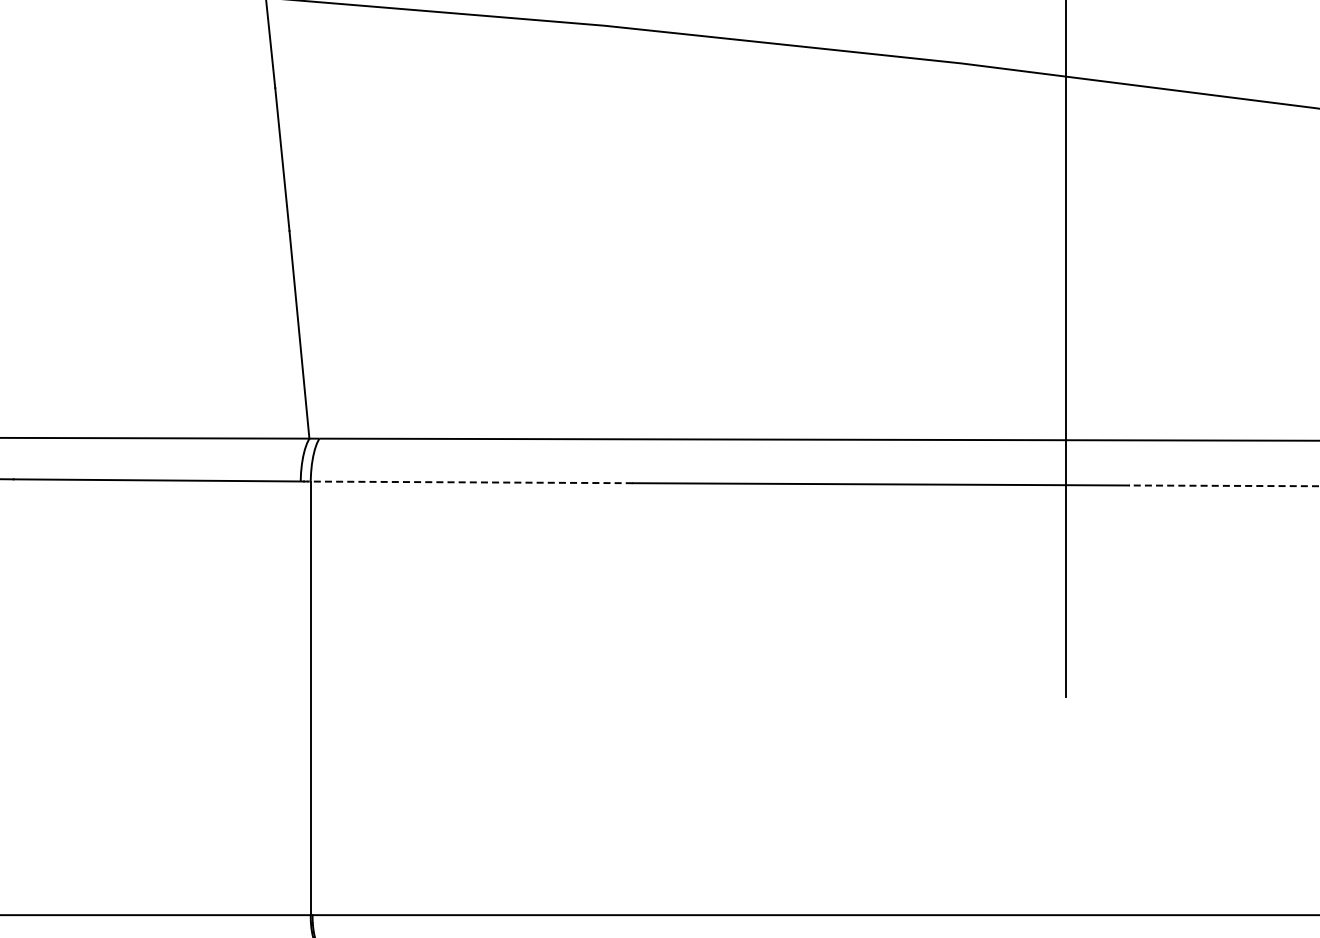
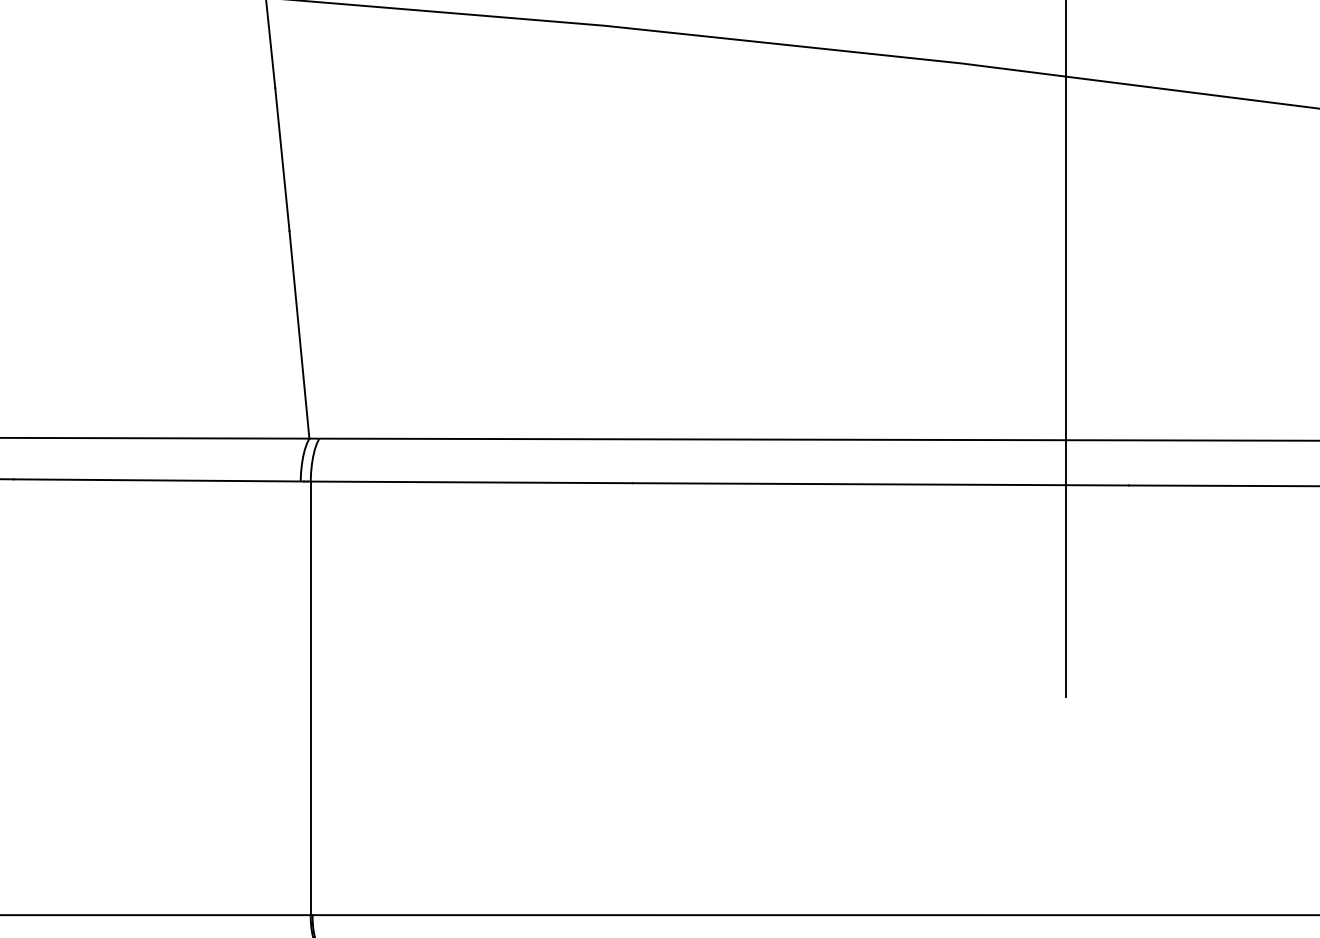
line: dashed -> solid (470, 482)
line: dashed -> solid (1223, 485)
